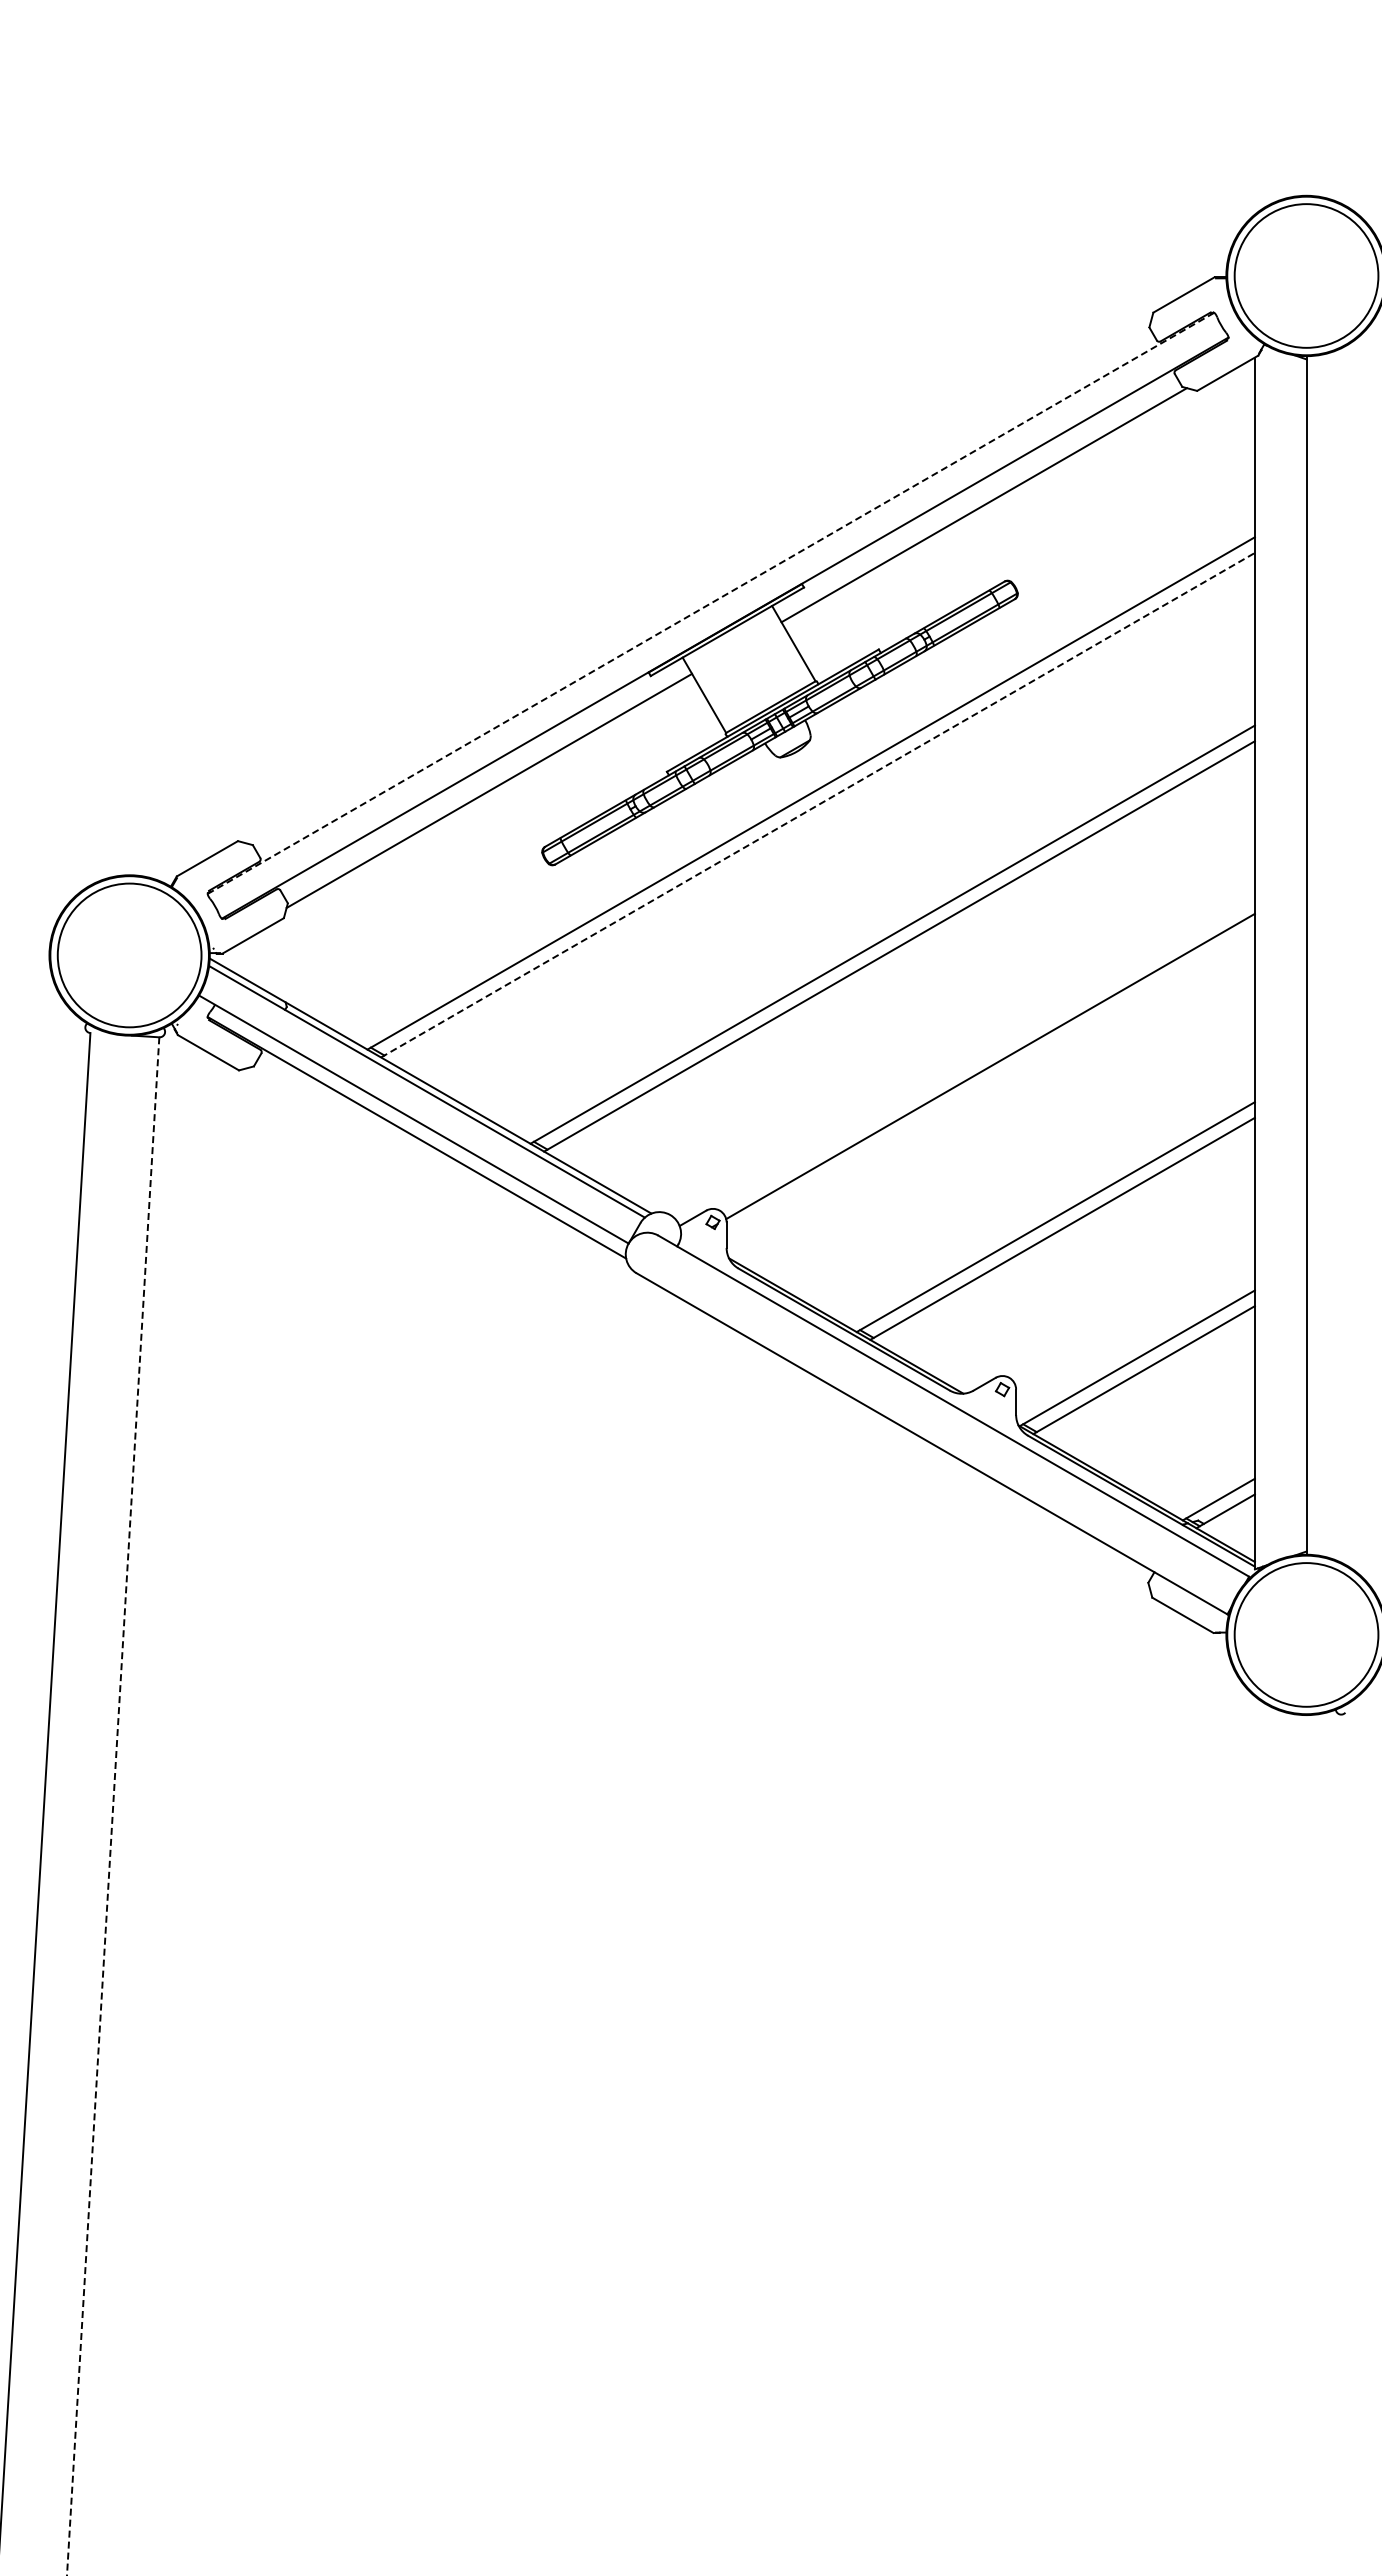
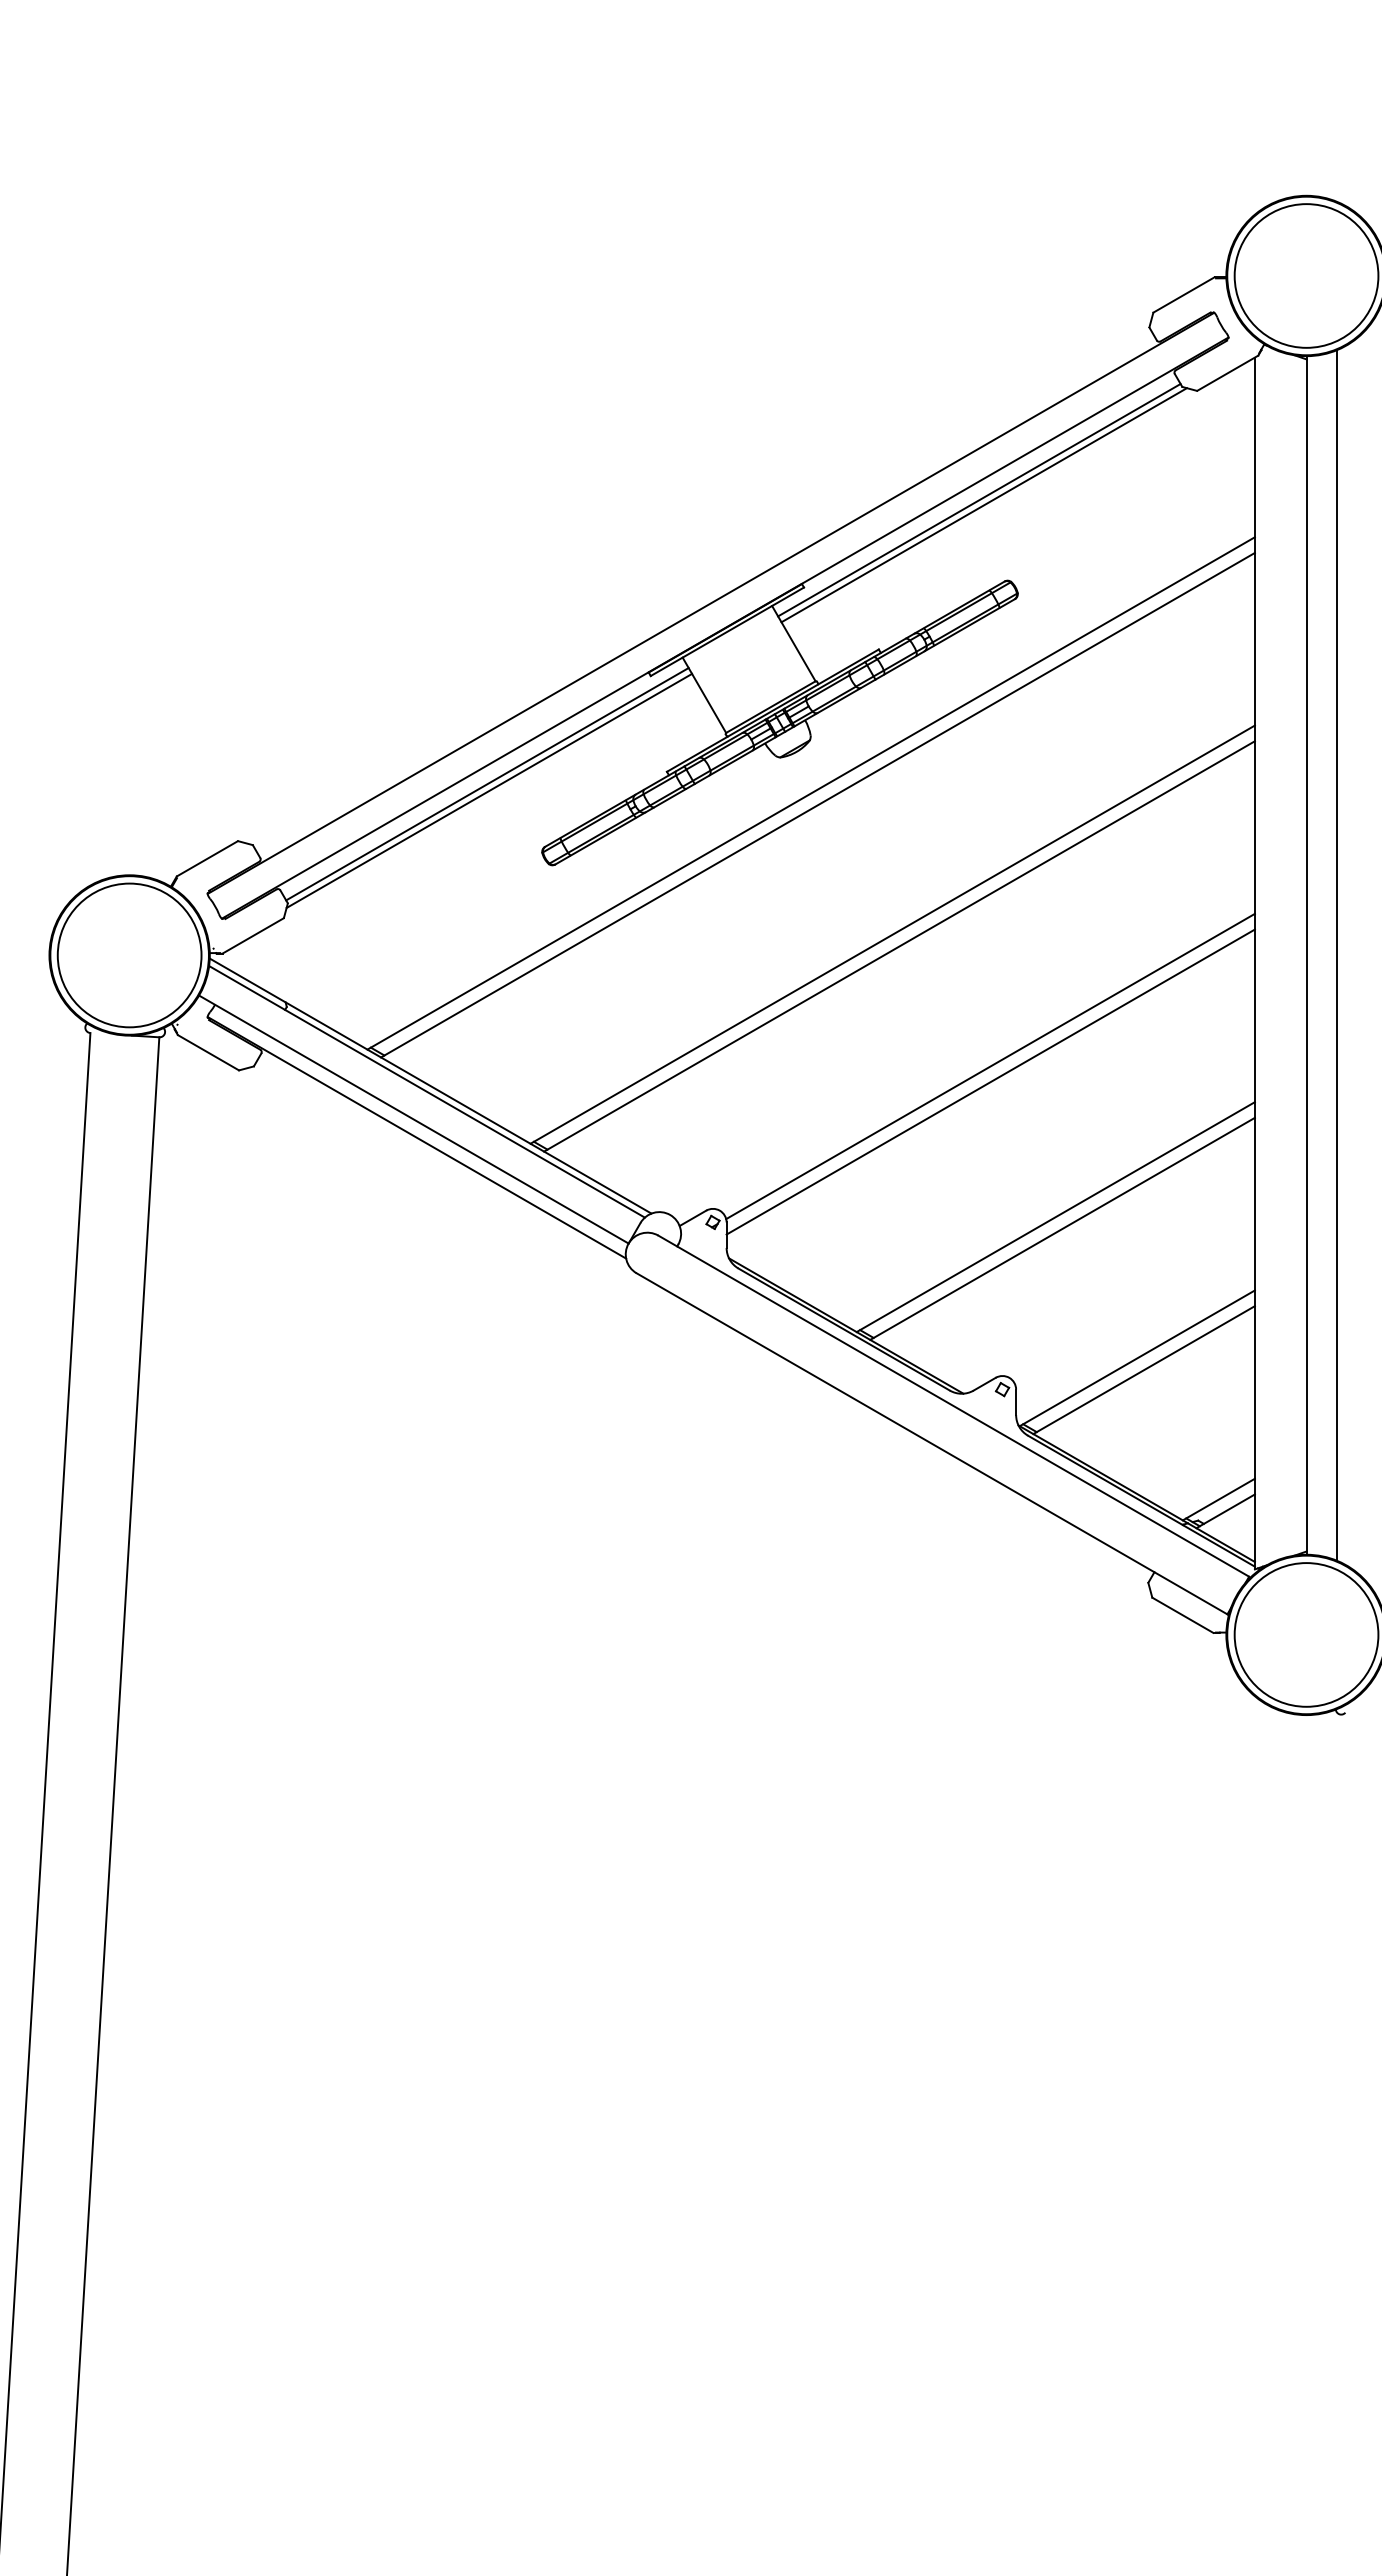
line: none -> present (979, 500)
line: dashed -> solid (711, 603)
line: none -> present (487, 784)
line: dashed -> solid (817, 805)
line: none -> present (1337, 955)
line: none -> present (990, 1081)
line: dashed -> solid (113, 1806)
